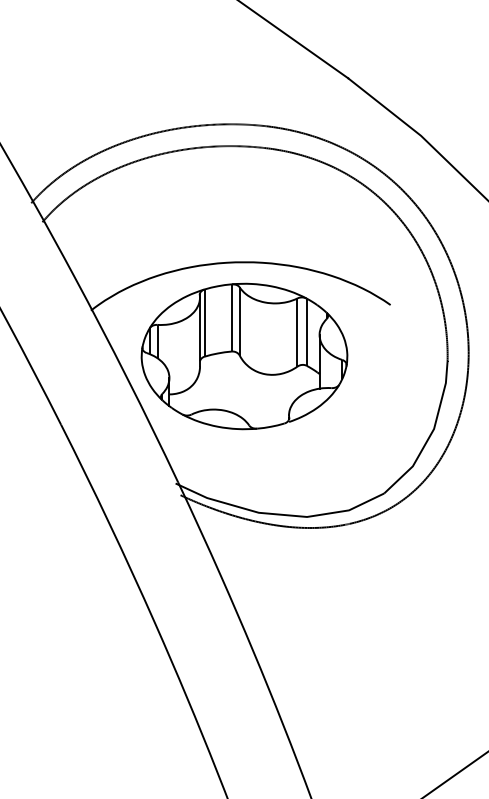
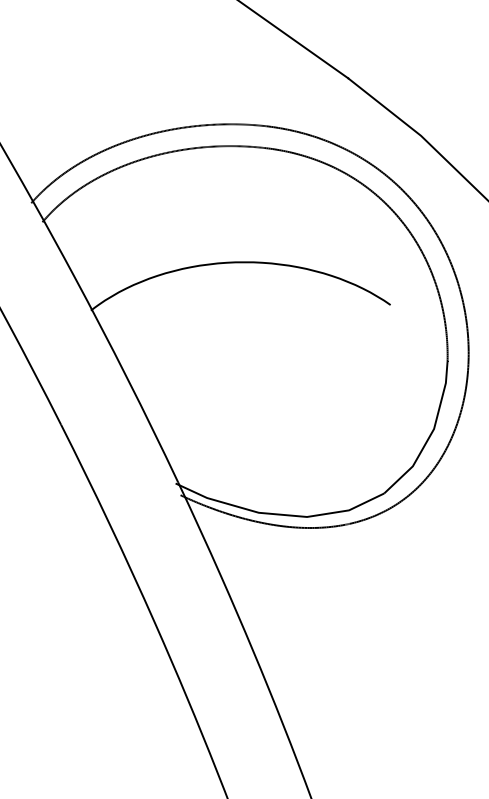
part: present -> none (244, 356)
line: present -> none (455, 774)
